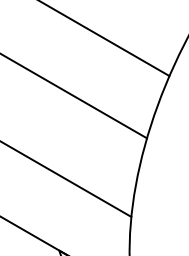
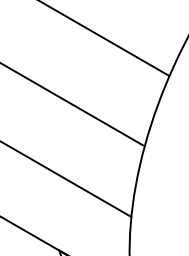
line position: (74, 96) -> (72, 104) (72, 104)
